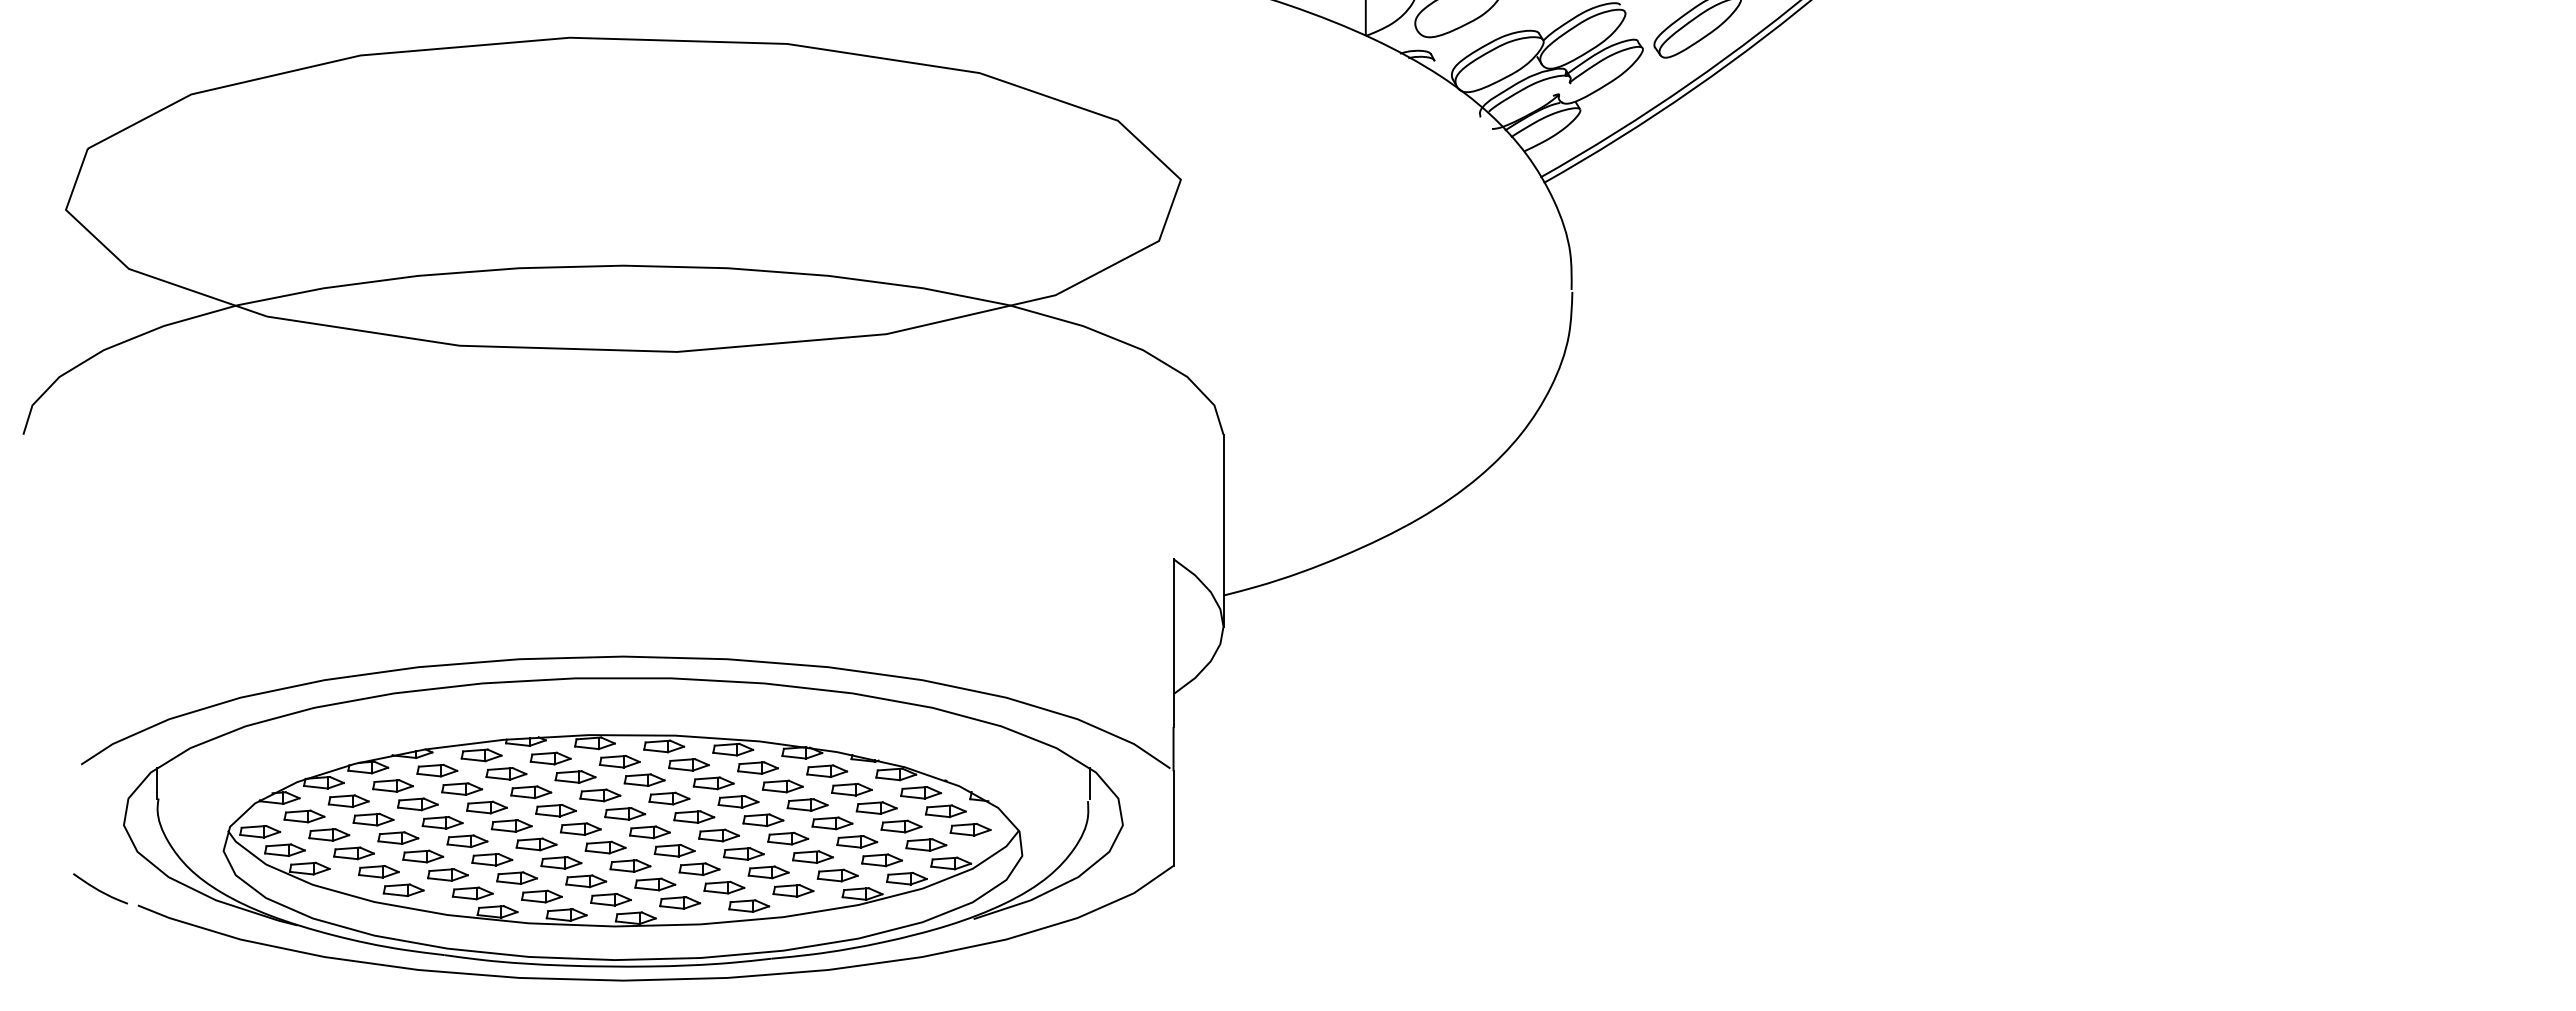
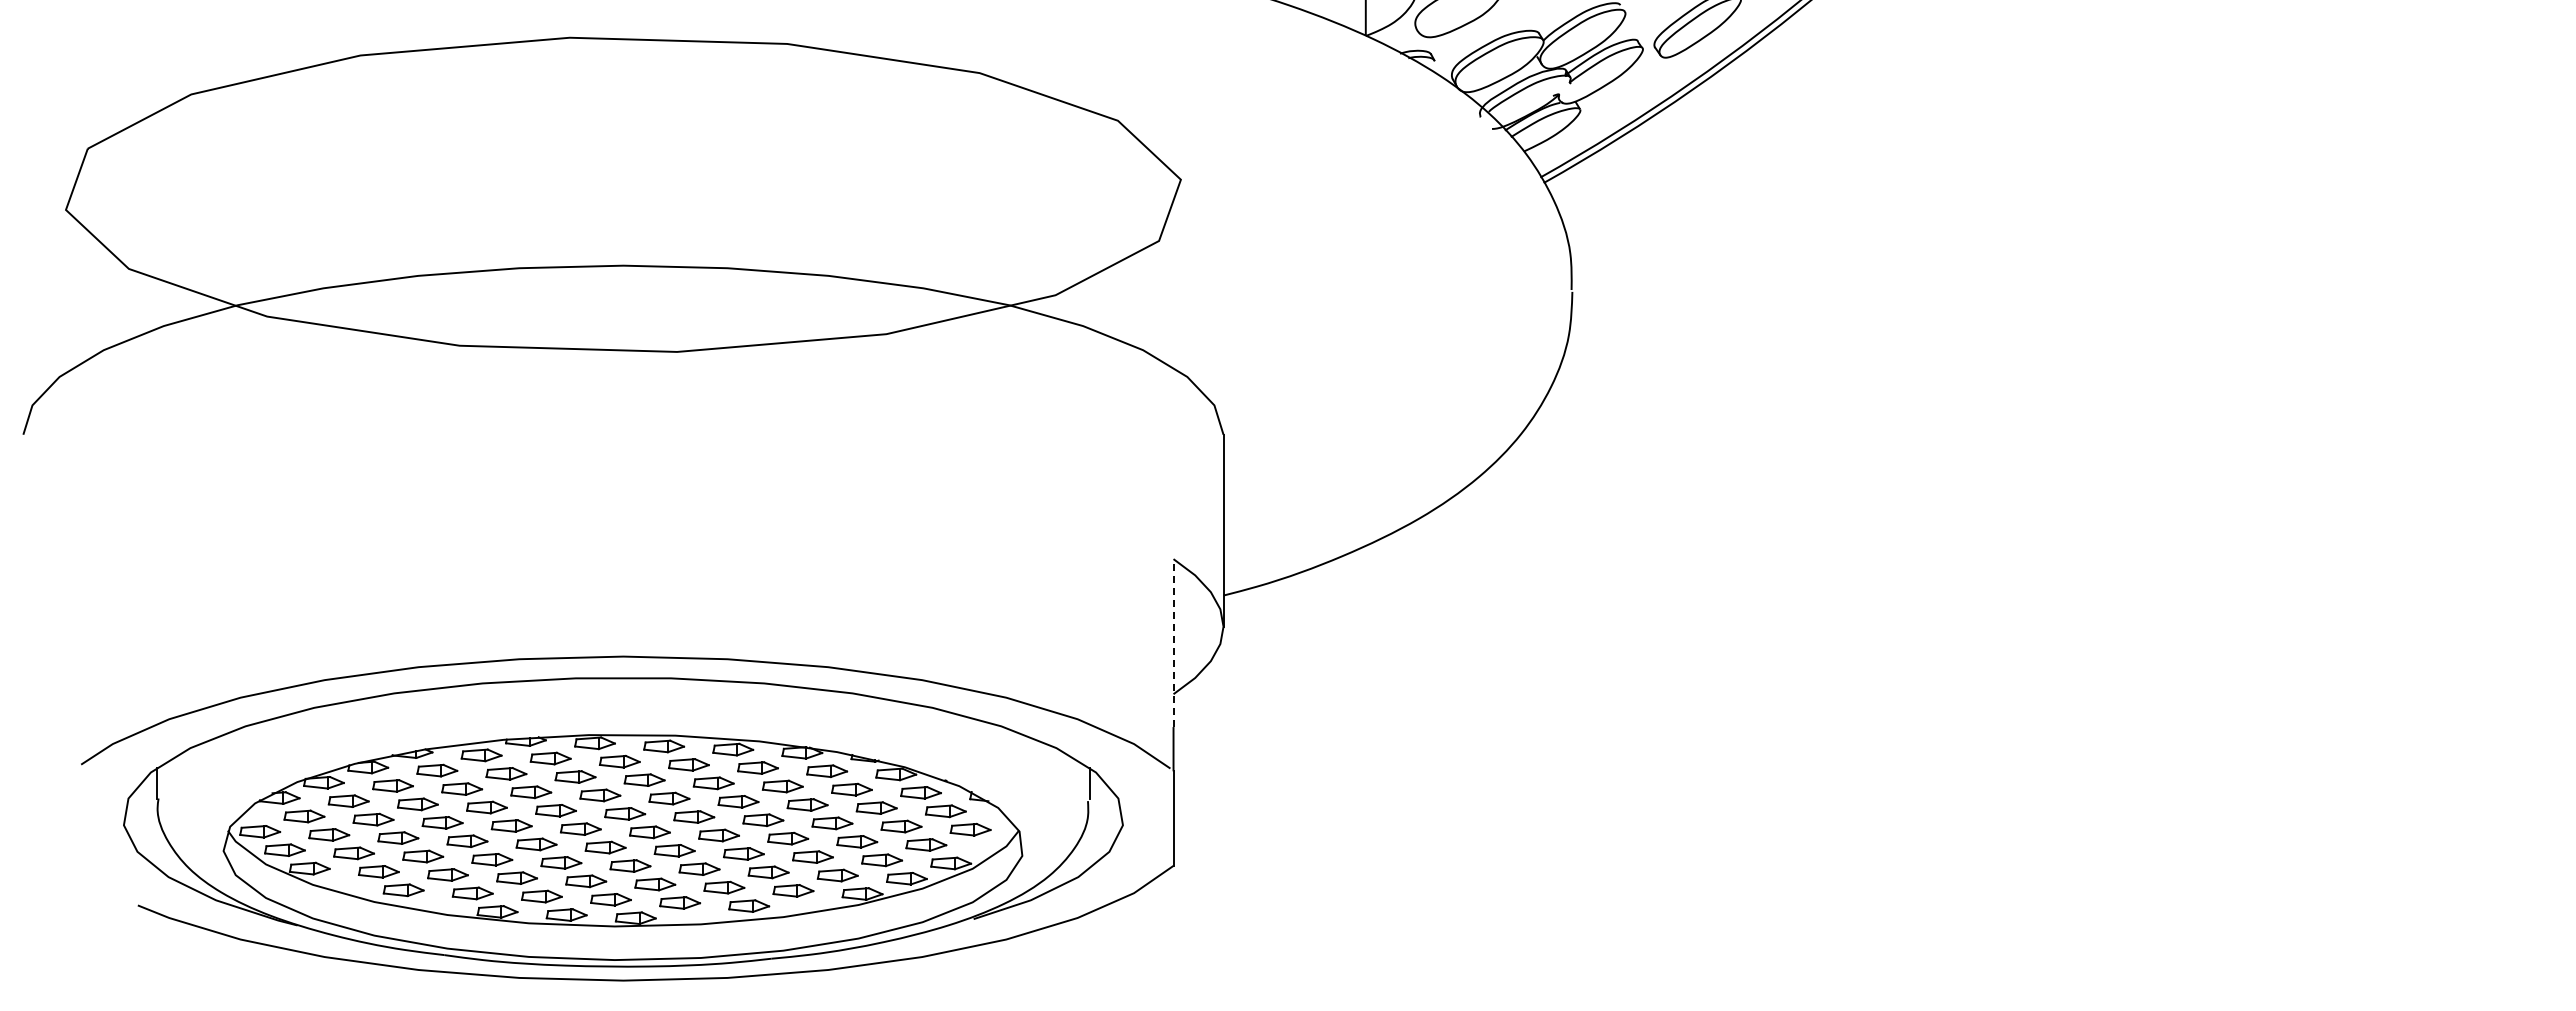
line: solid -> dashed (1173, 643)
curve: present -> none (99, 889)
